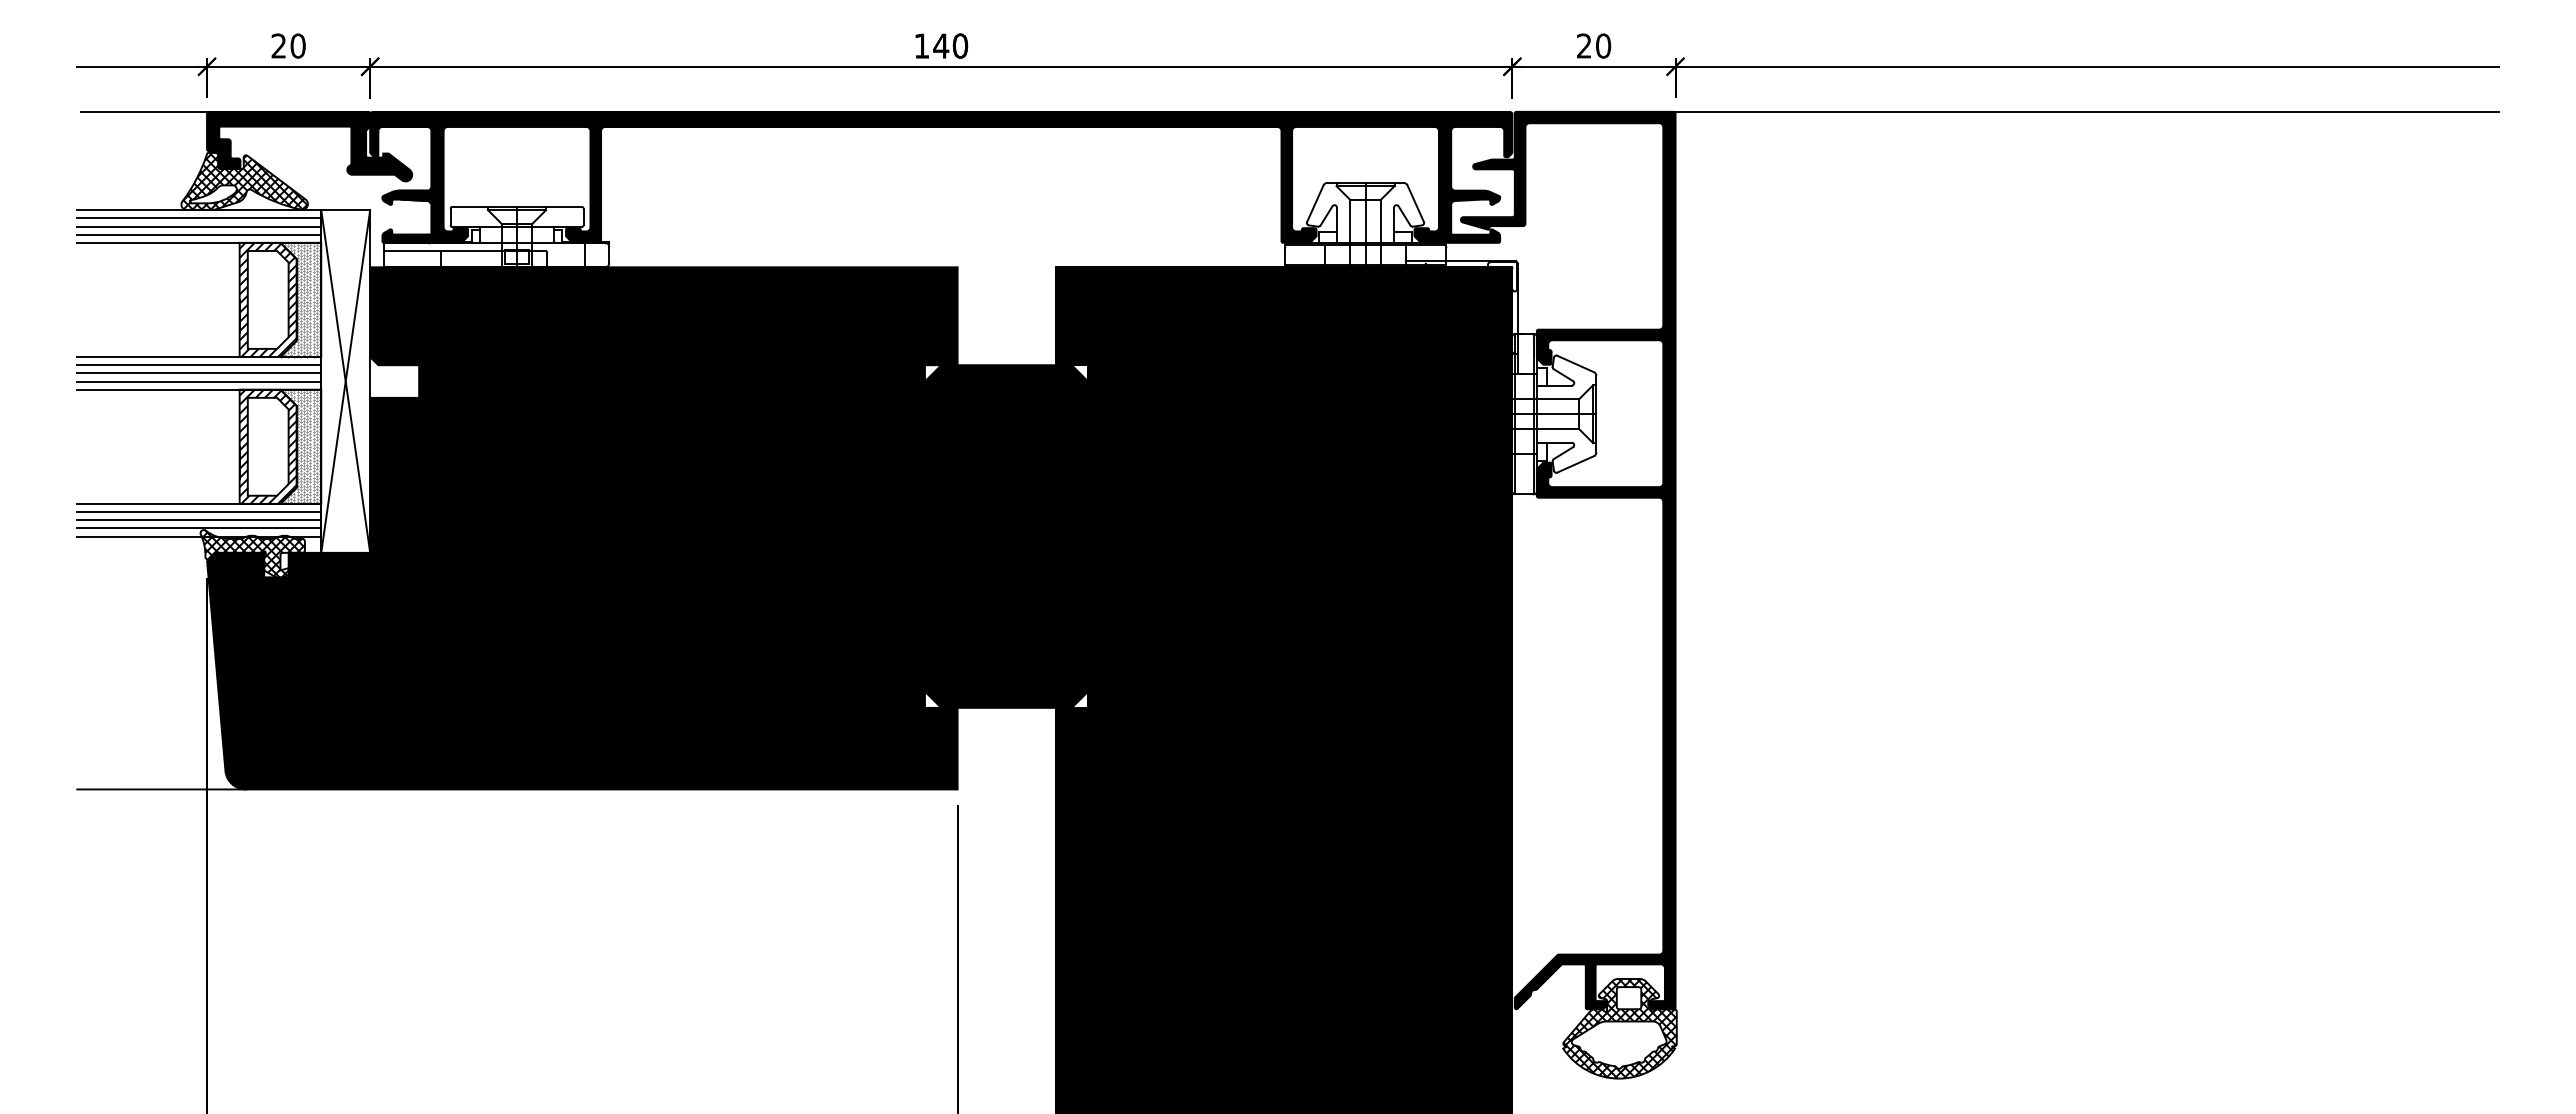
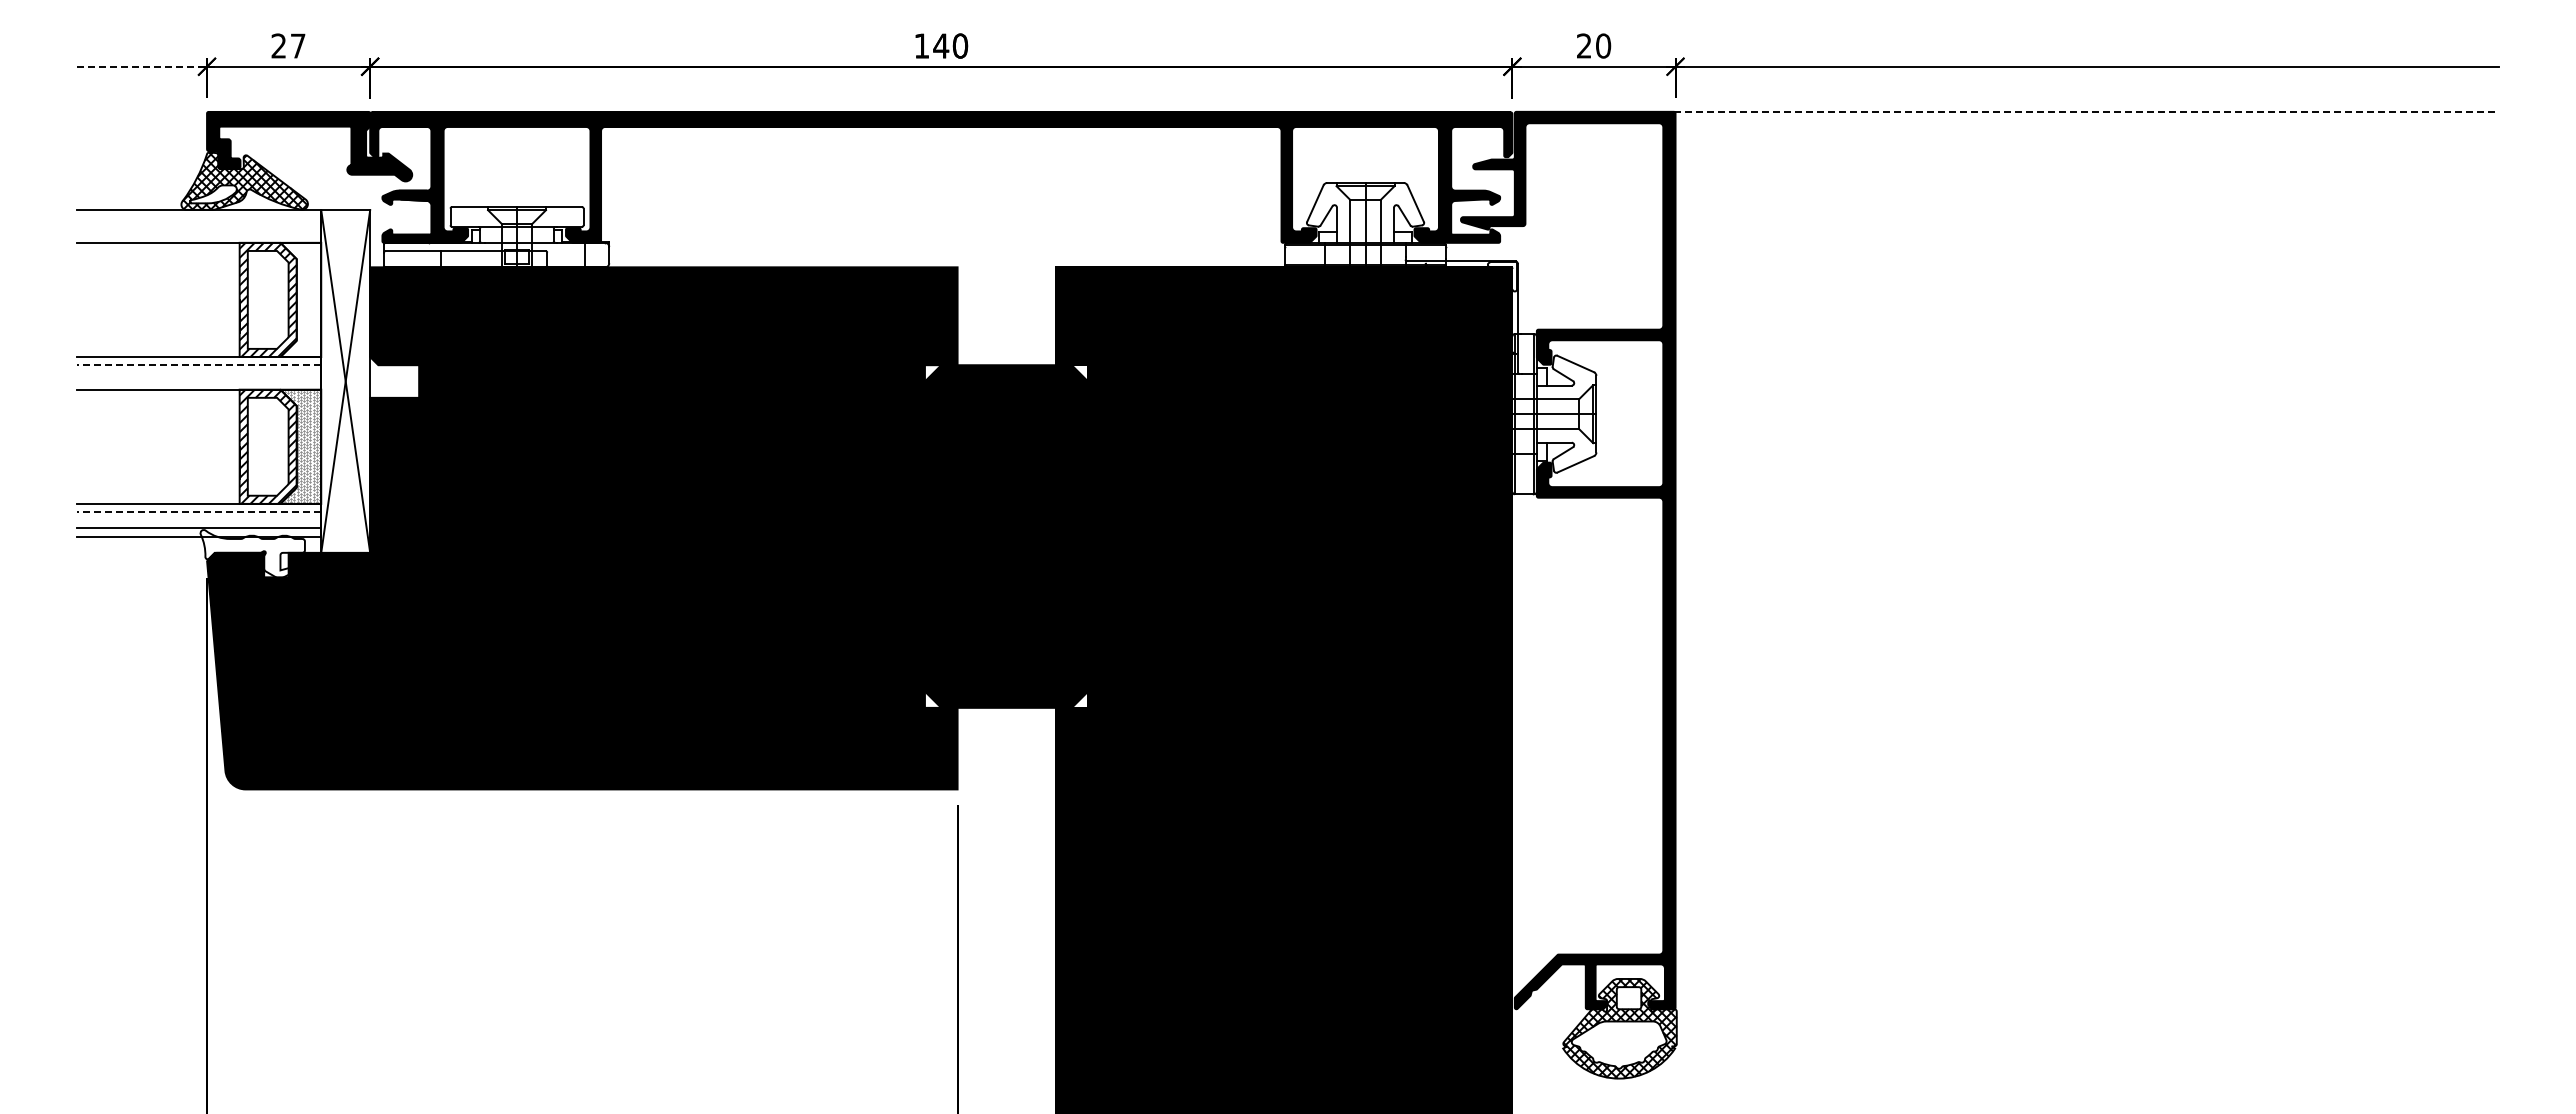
text: 20 -> 27 (297, 45)
line: solid -> dashed (146, 66)
line: present -> none (144, 111)
line: solid -> dashed (2086, 111)
line: present -> none (199, 218)
line: present -> none (199, 226)
line: present -> none (199, 234)
hatch: present -> none (300, 299)
line: solid -> dashed (199, 365)
line: present -> none (199, 373)
line: present -> none (199, 381)
line: solid -> dashed (199, 512)
line: present -> none (199, 520)
hatch: present -> none (252, 554)
line: present -> none (161, 789)
